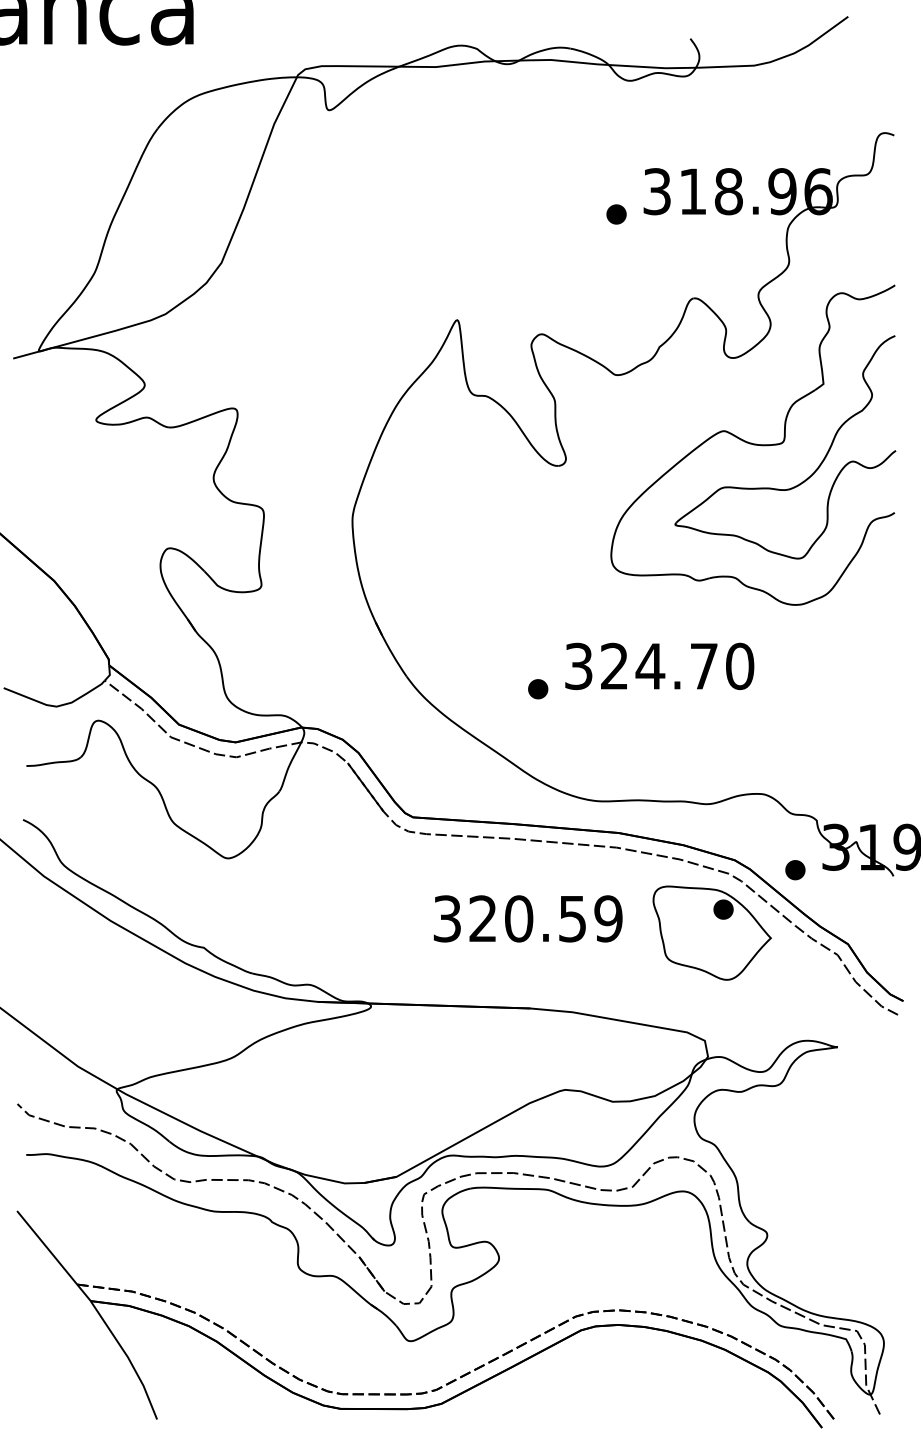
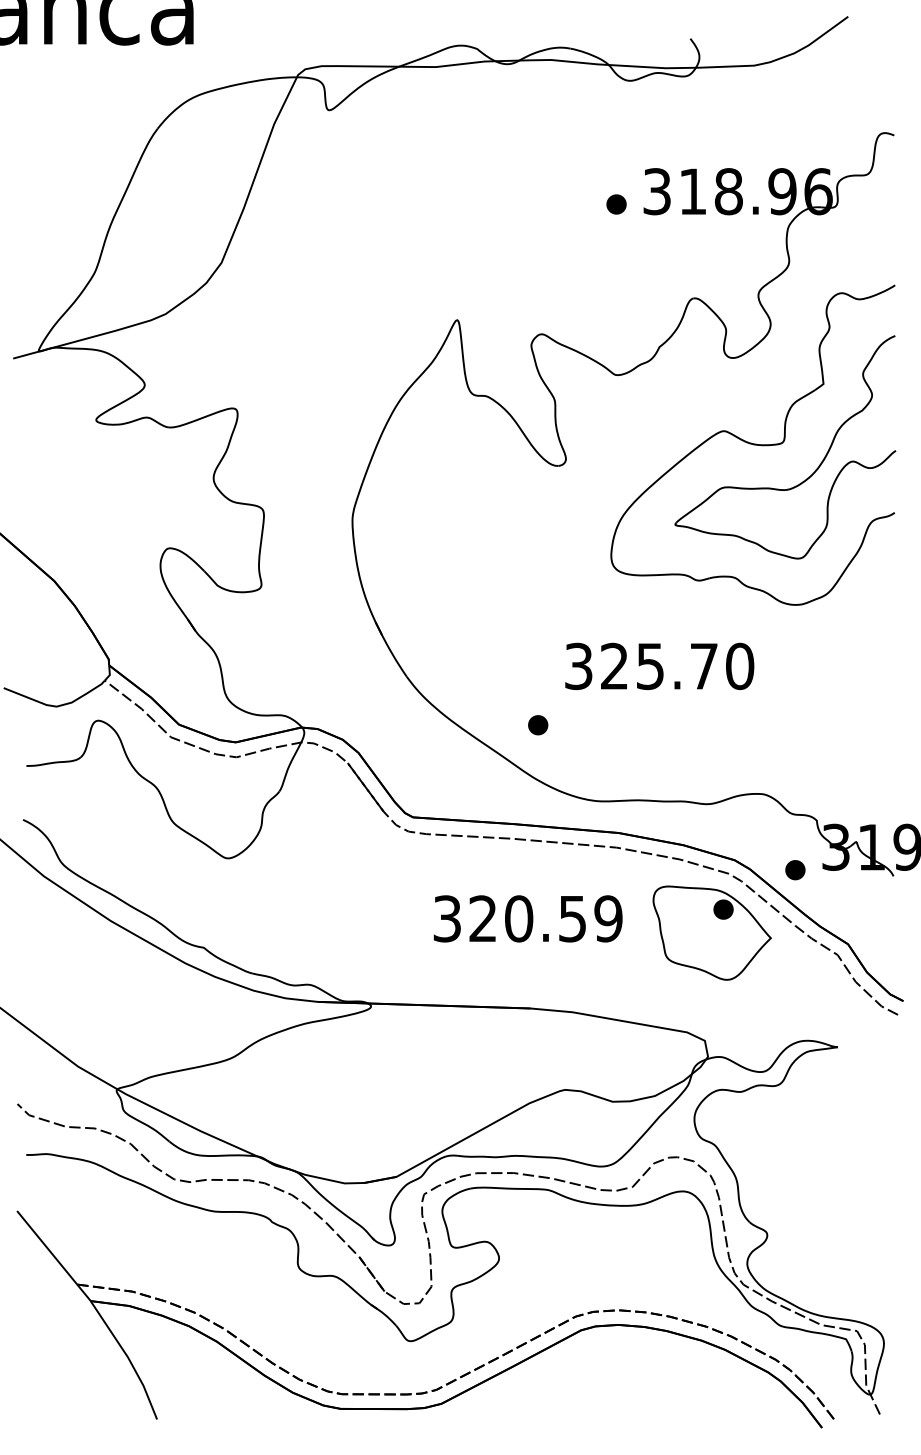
part position: (616, 214) -> (616, 204) (616, 204)
text: 324.70 -> 325.70 (650, 666)
part position: (538, 689) -> (538, 725) (538, 725)
